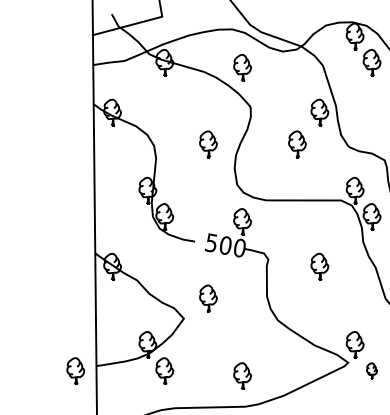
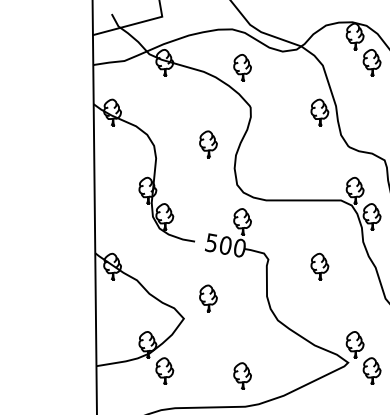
part: present -> none (297, 144)
part: present -> none (75, 370)
part size: 12x18 px -> 20x28 px (371, 370)
